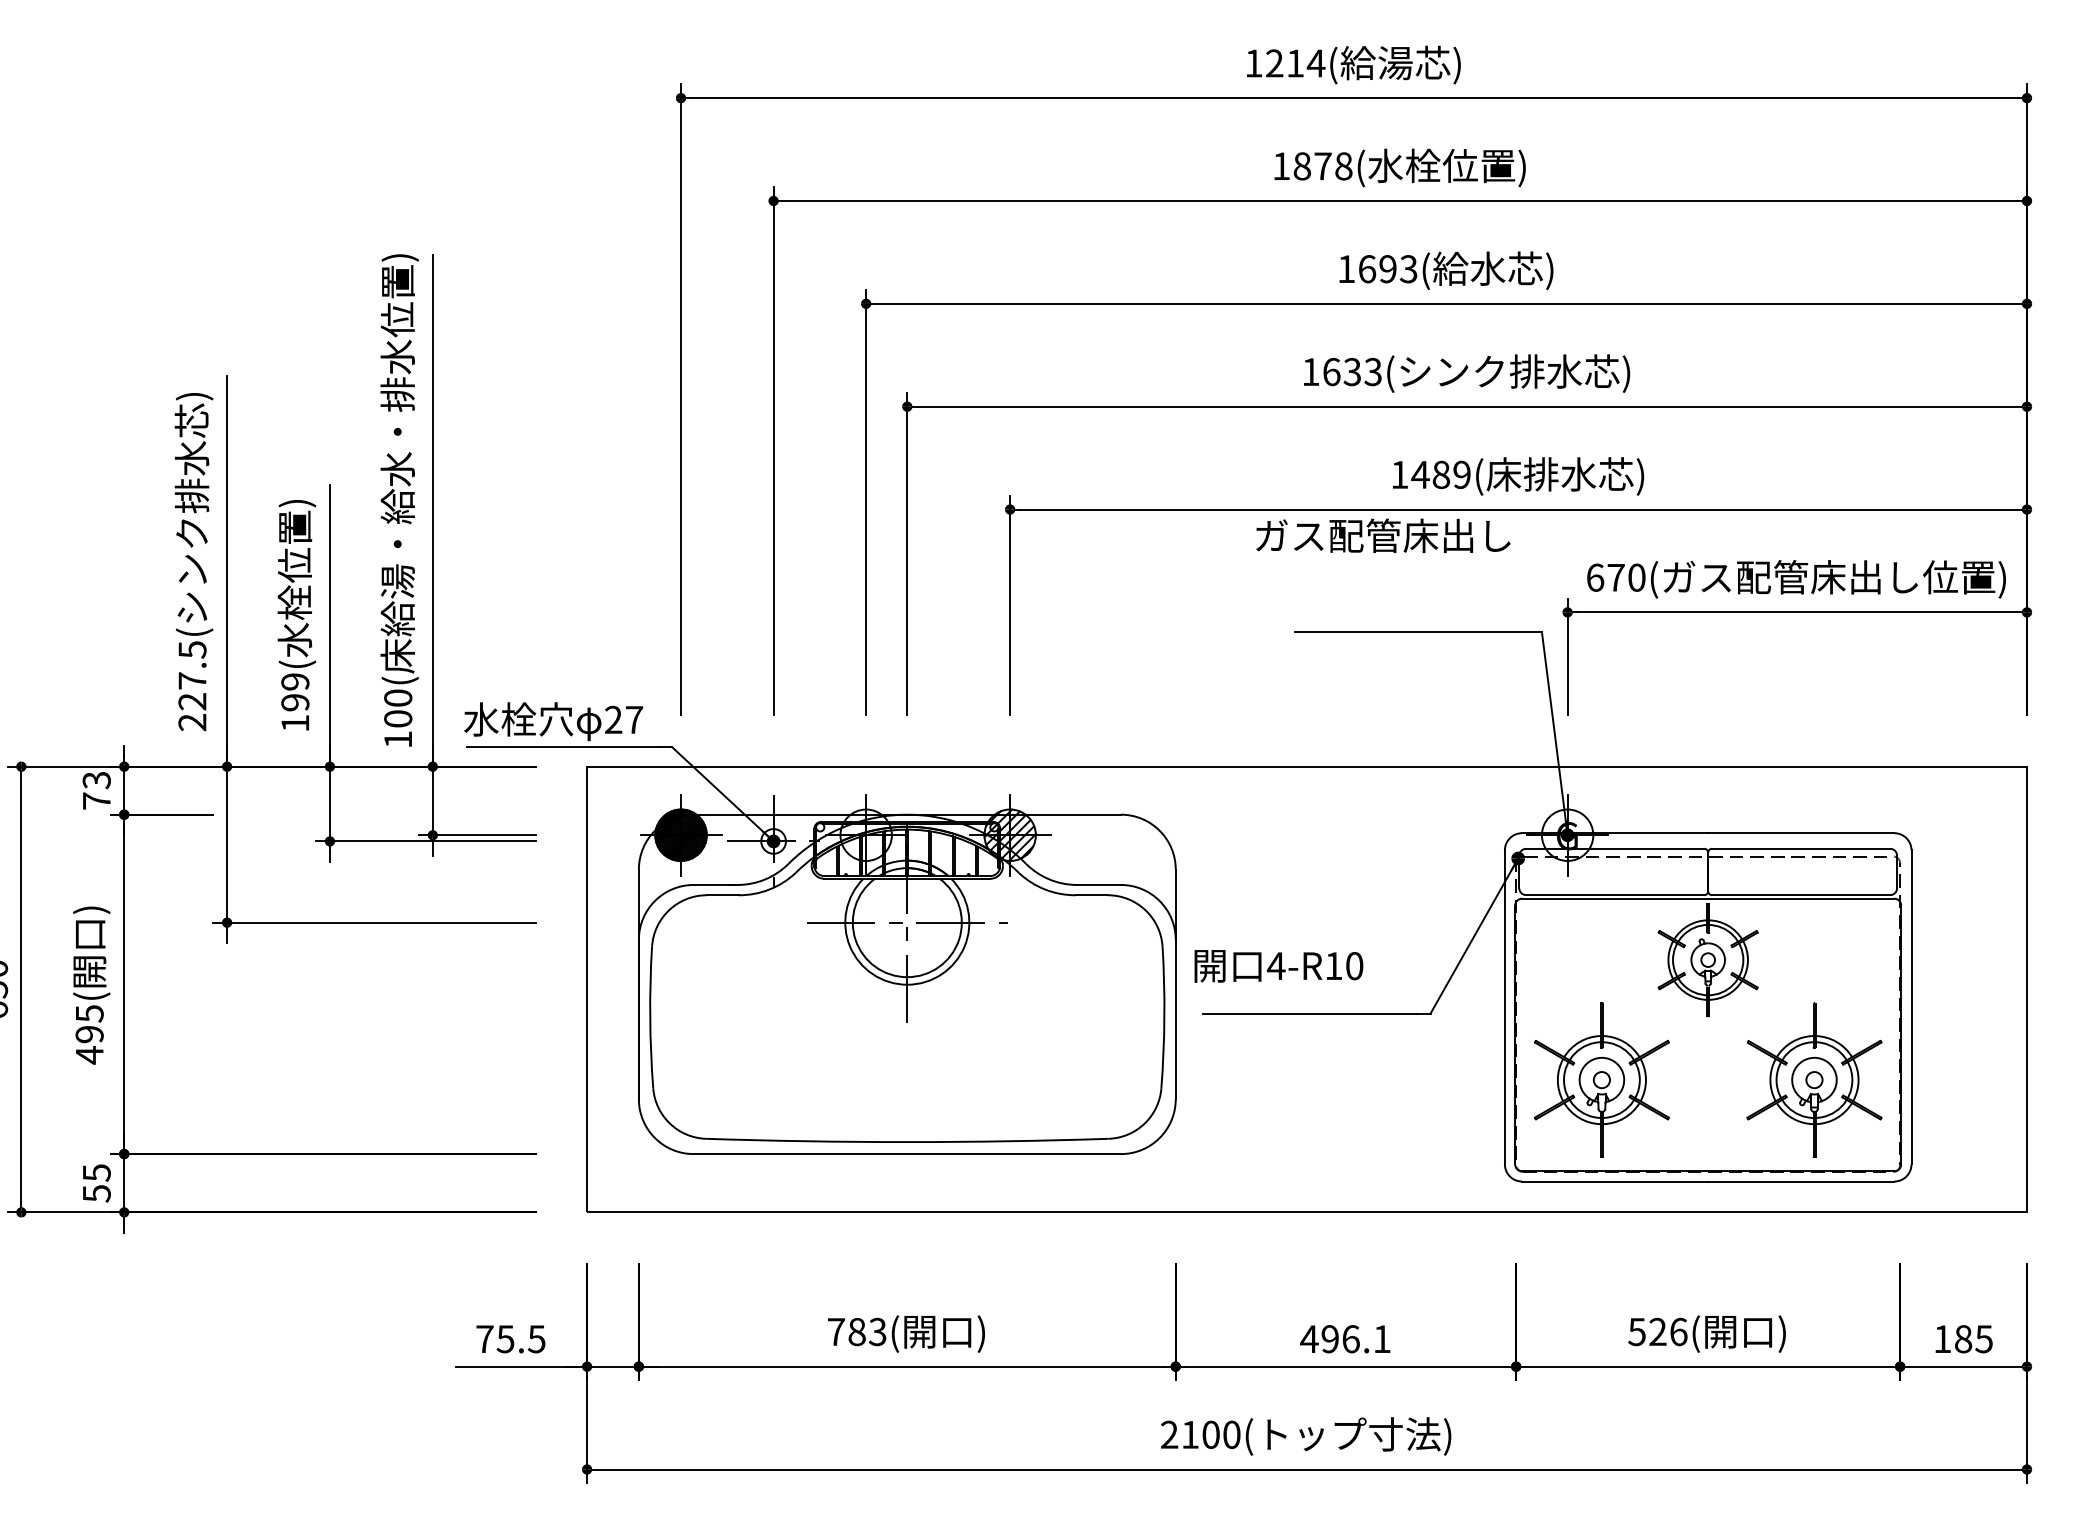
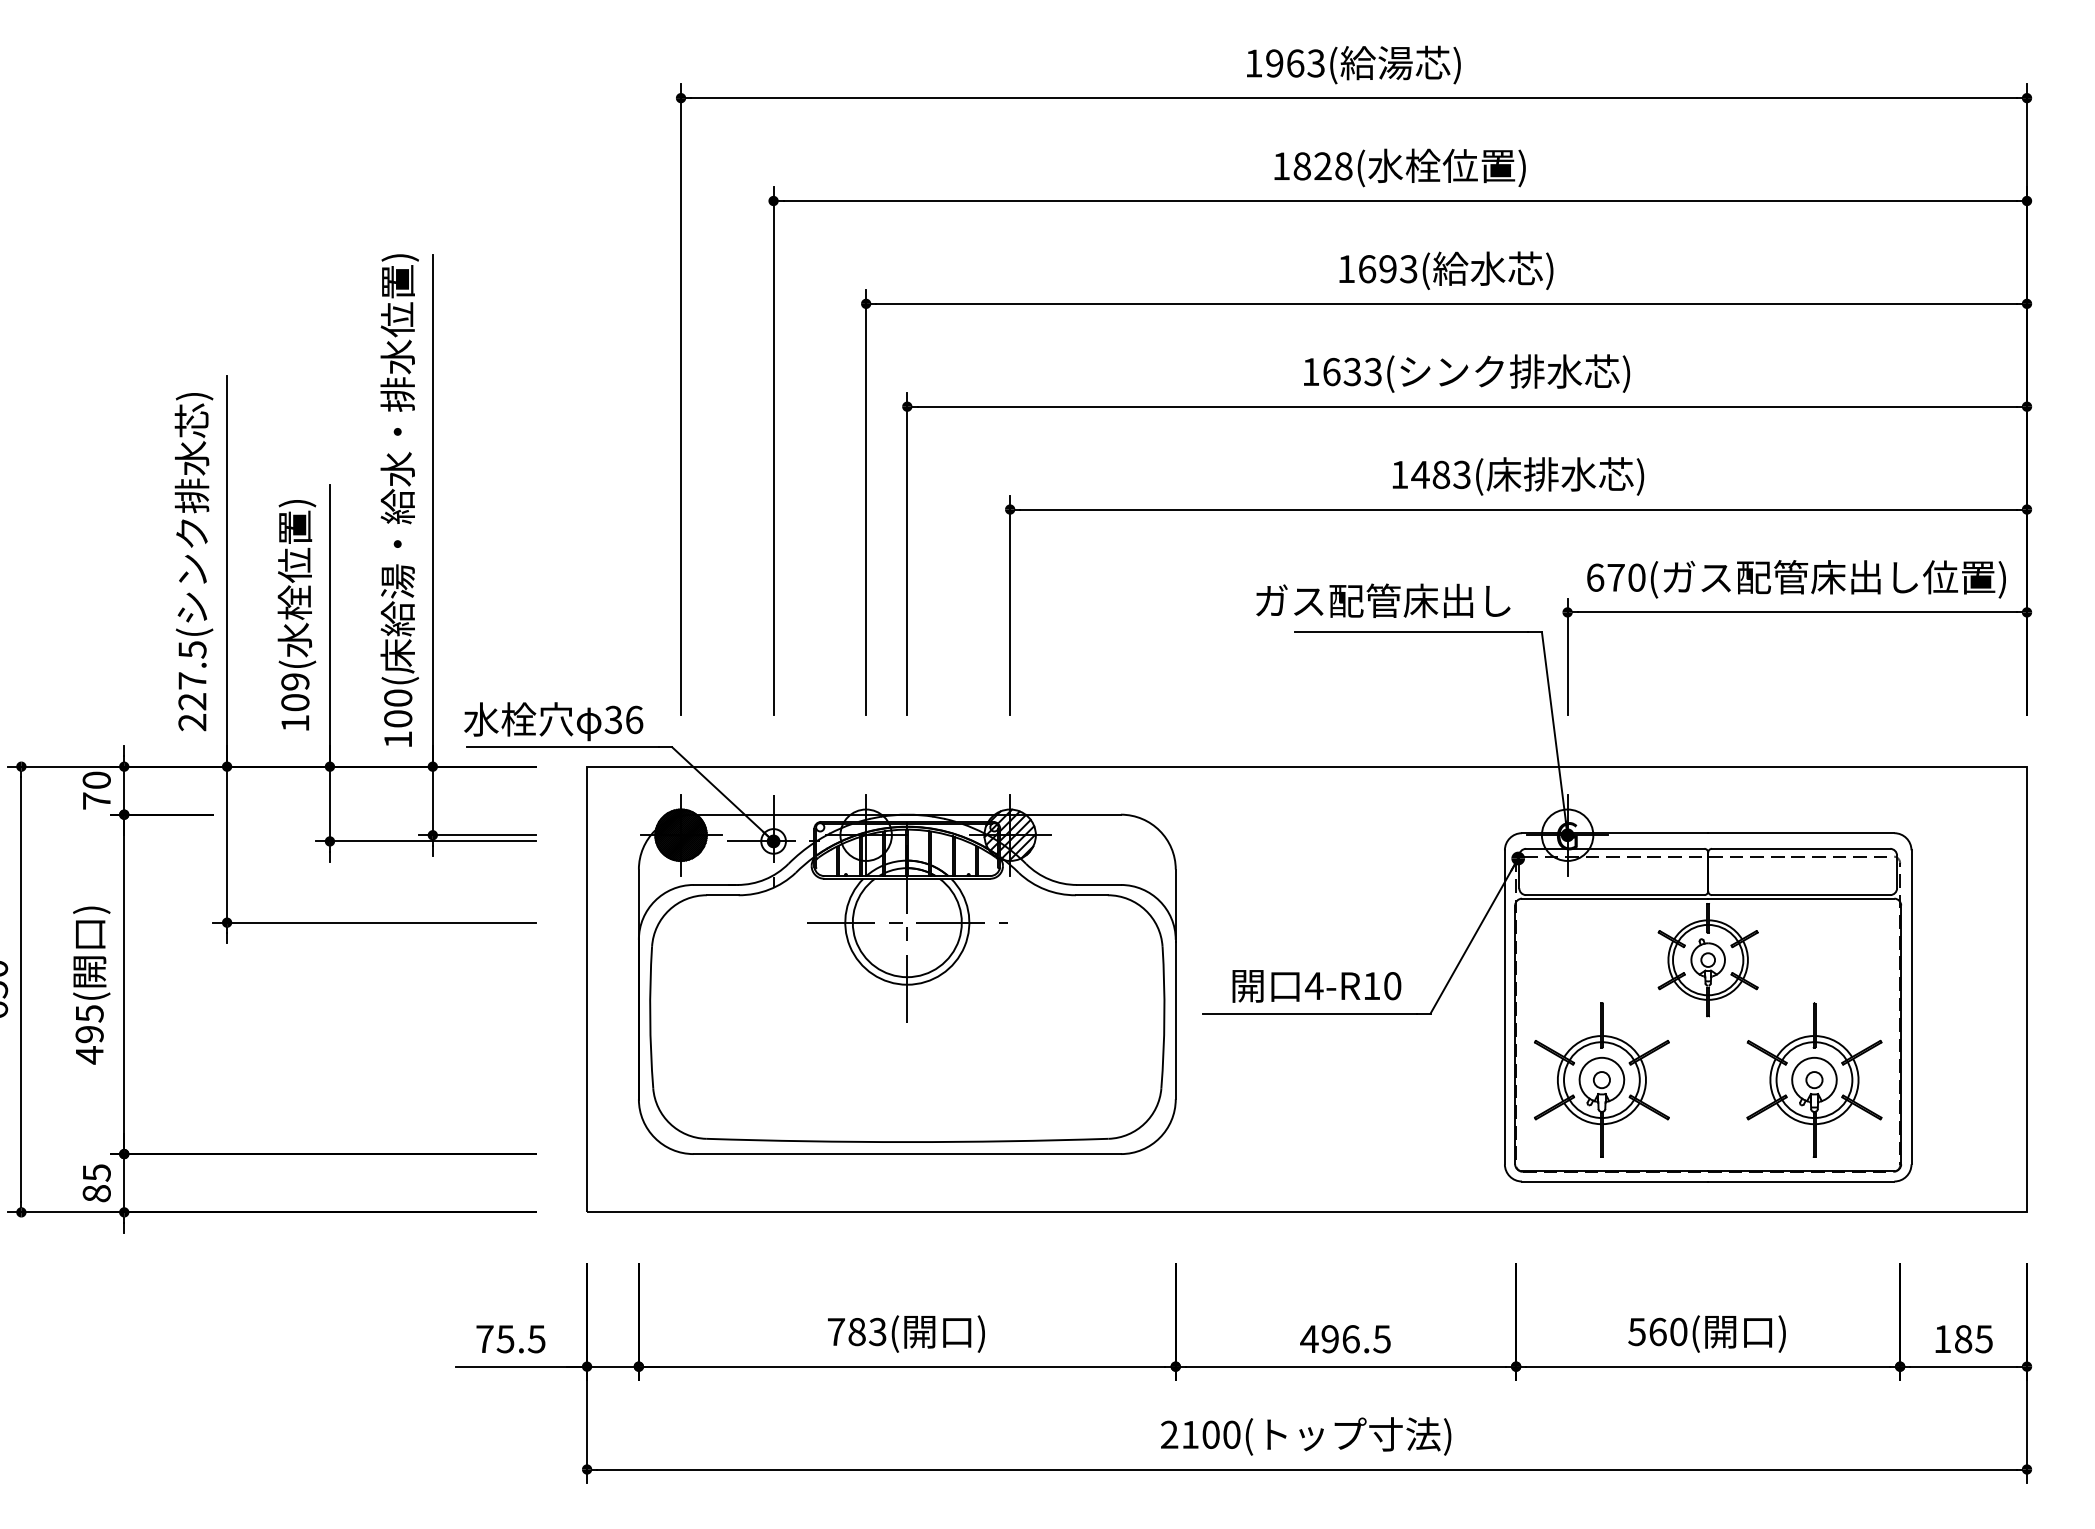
text: 1214 -> 1963 (1295, 63)
text: 1878( -> 1828( (1322, 165)
text: 1489( -> 1483( (1461, 474)
text position: (1383, 535) -> (1383, 600) (1383, 600)
text: 199( -> 109( (295, 702)
text: 27 -> 36 (623, 719)
text: 73 -> 70 (96, 780)
text position: (1278, 966) -> (1316, 986) (1316, 986)
text: 55 -> 85 (96, 1193)
text: 526( -> 560( (1668, 1331)
text: 496.1 -> 496.5 (1381, 1339)
